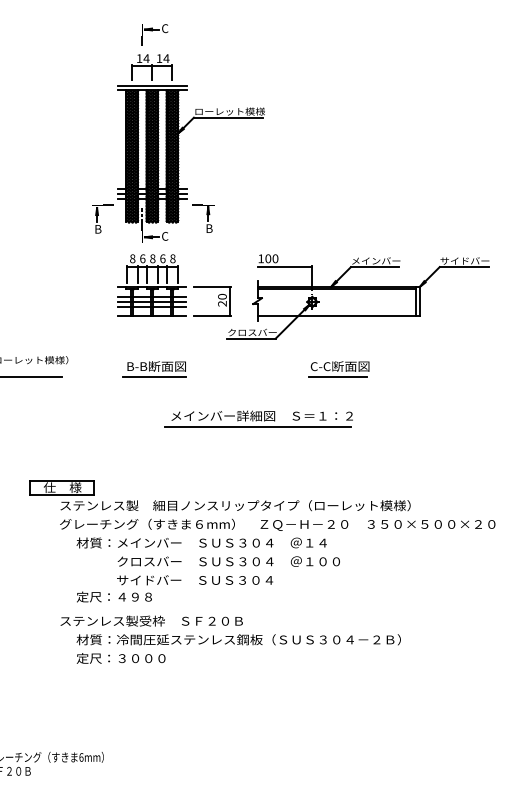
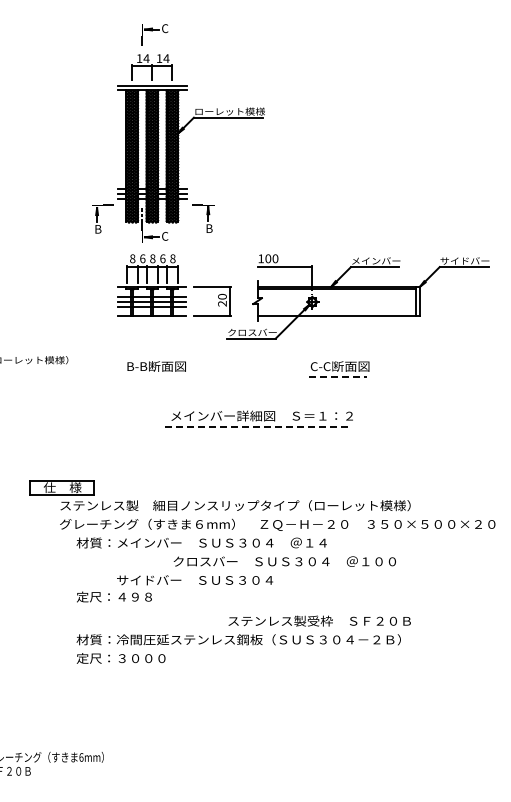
line: present -> none (32, 376)
line: present -> none (154, 376)
line: solid -> dashed (337, 376)
line: solid -> dashed (258, 426)
text position: (228, 561) -> (284, 561) (284, 561)
text position: (151, 620) -> (319, 620) (319, 620)
